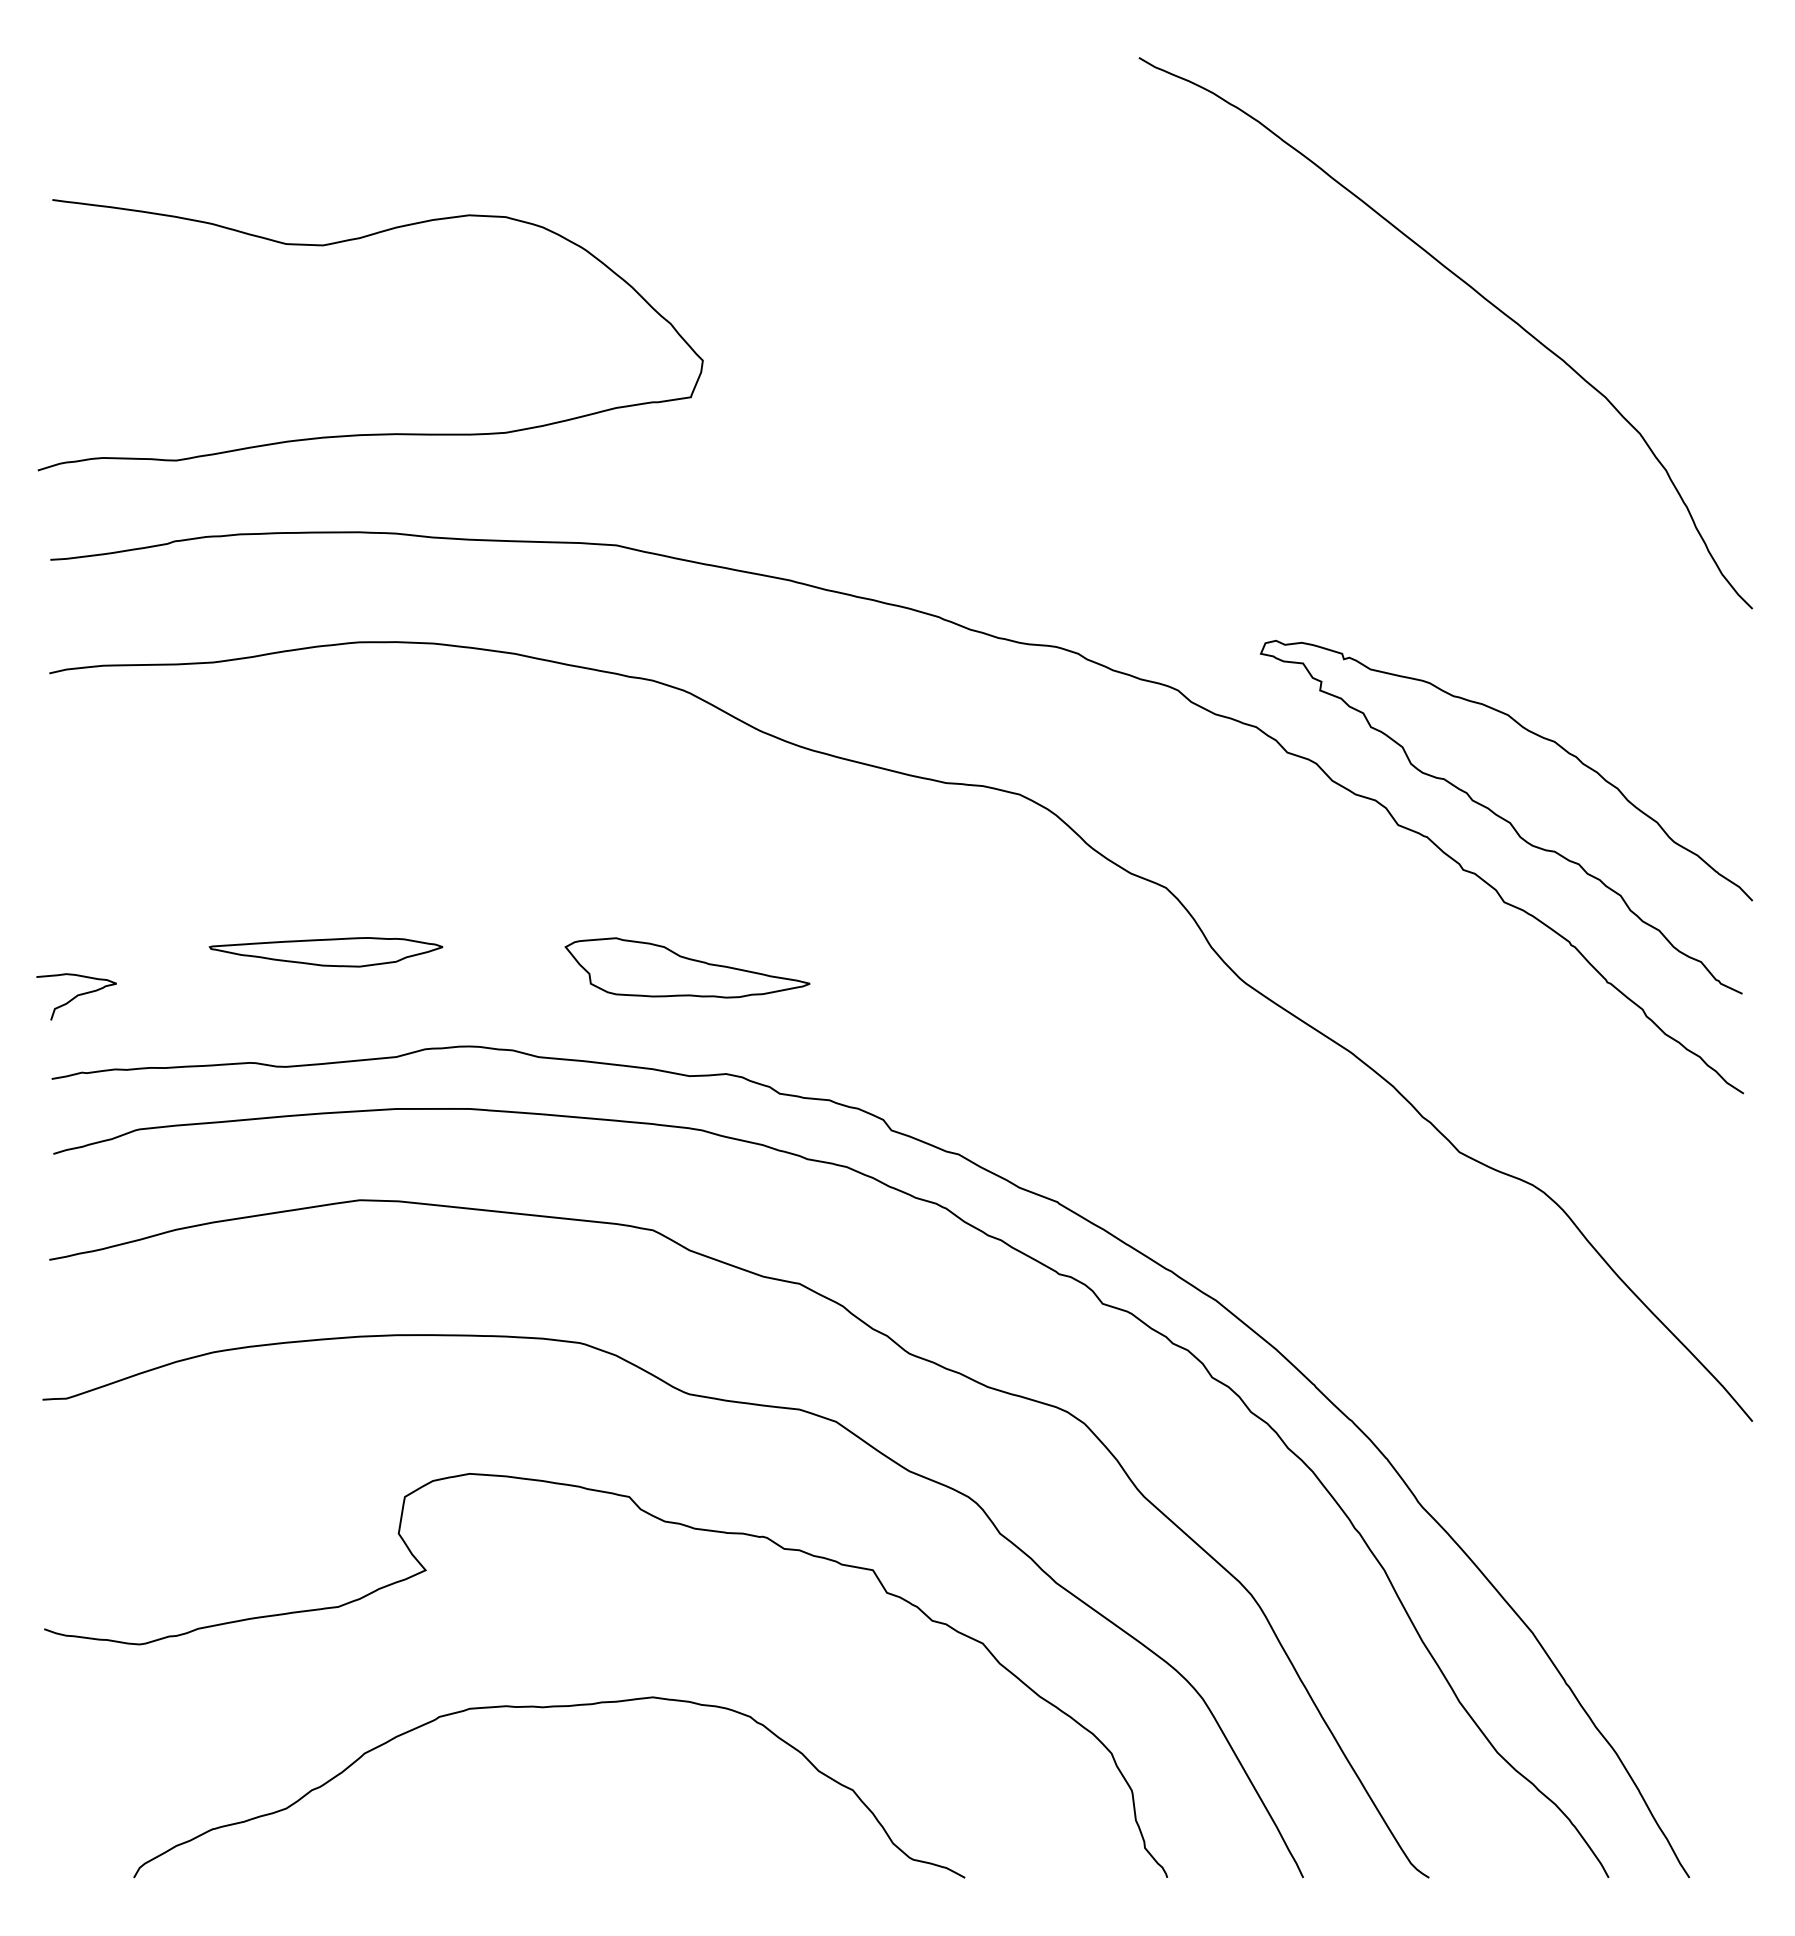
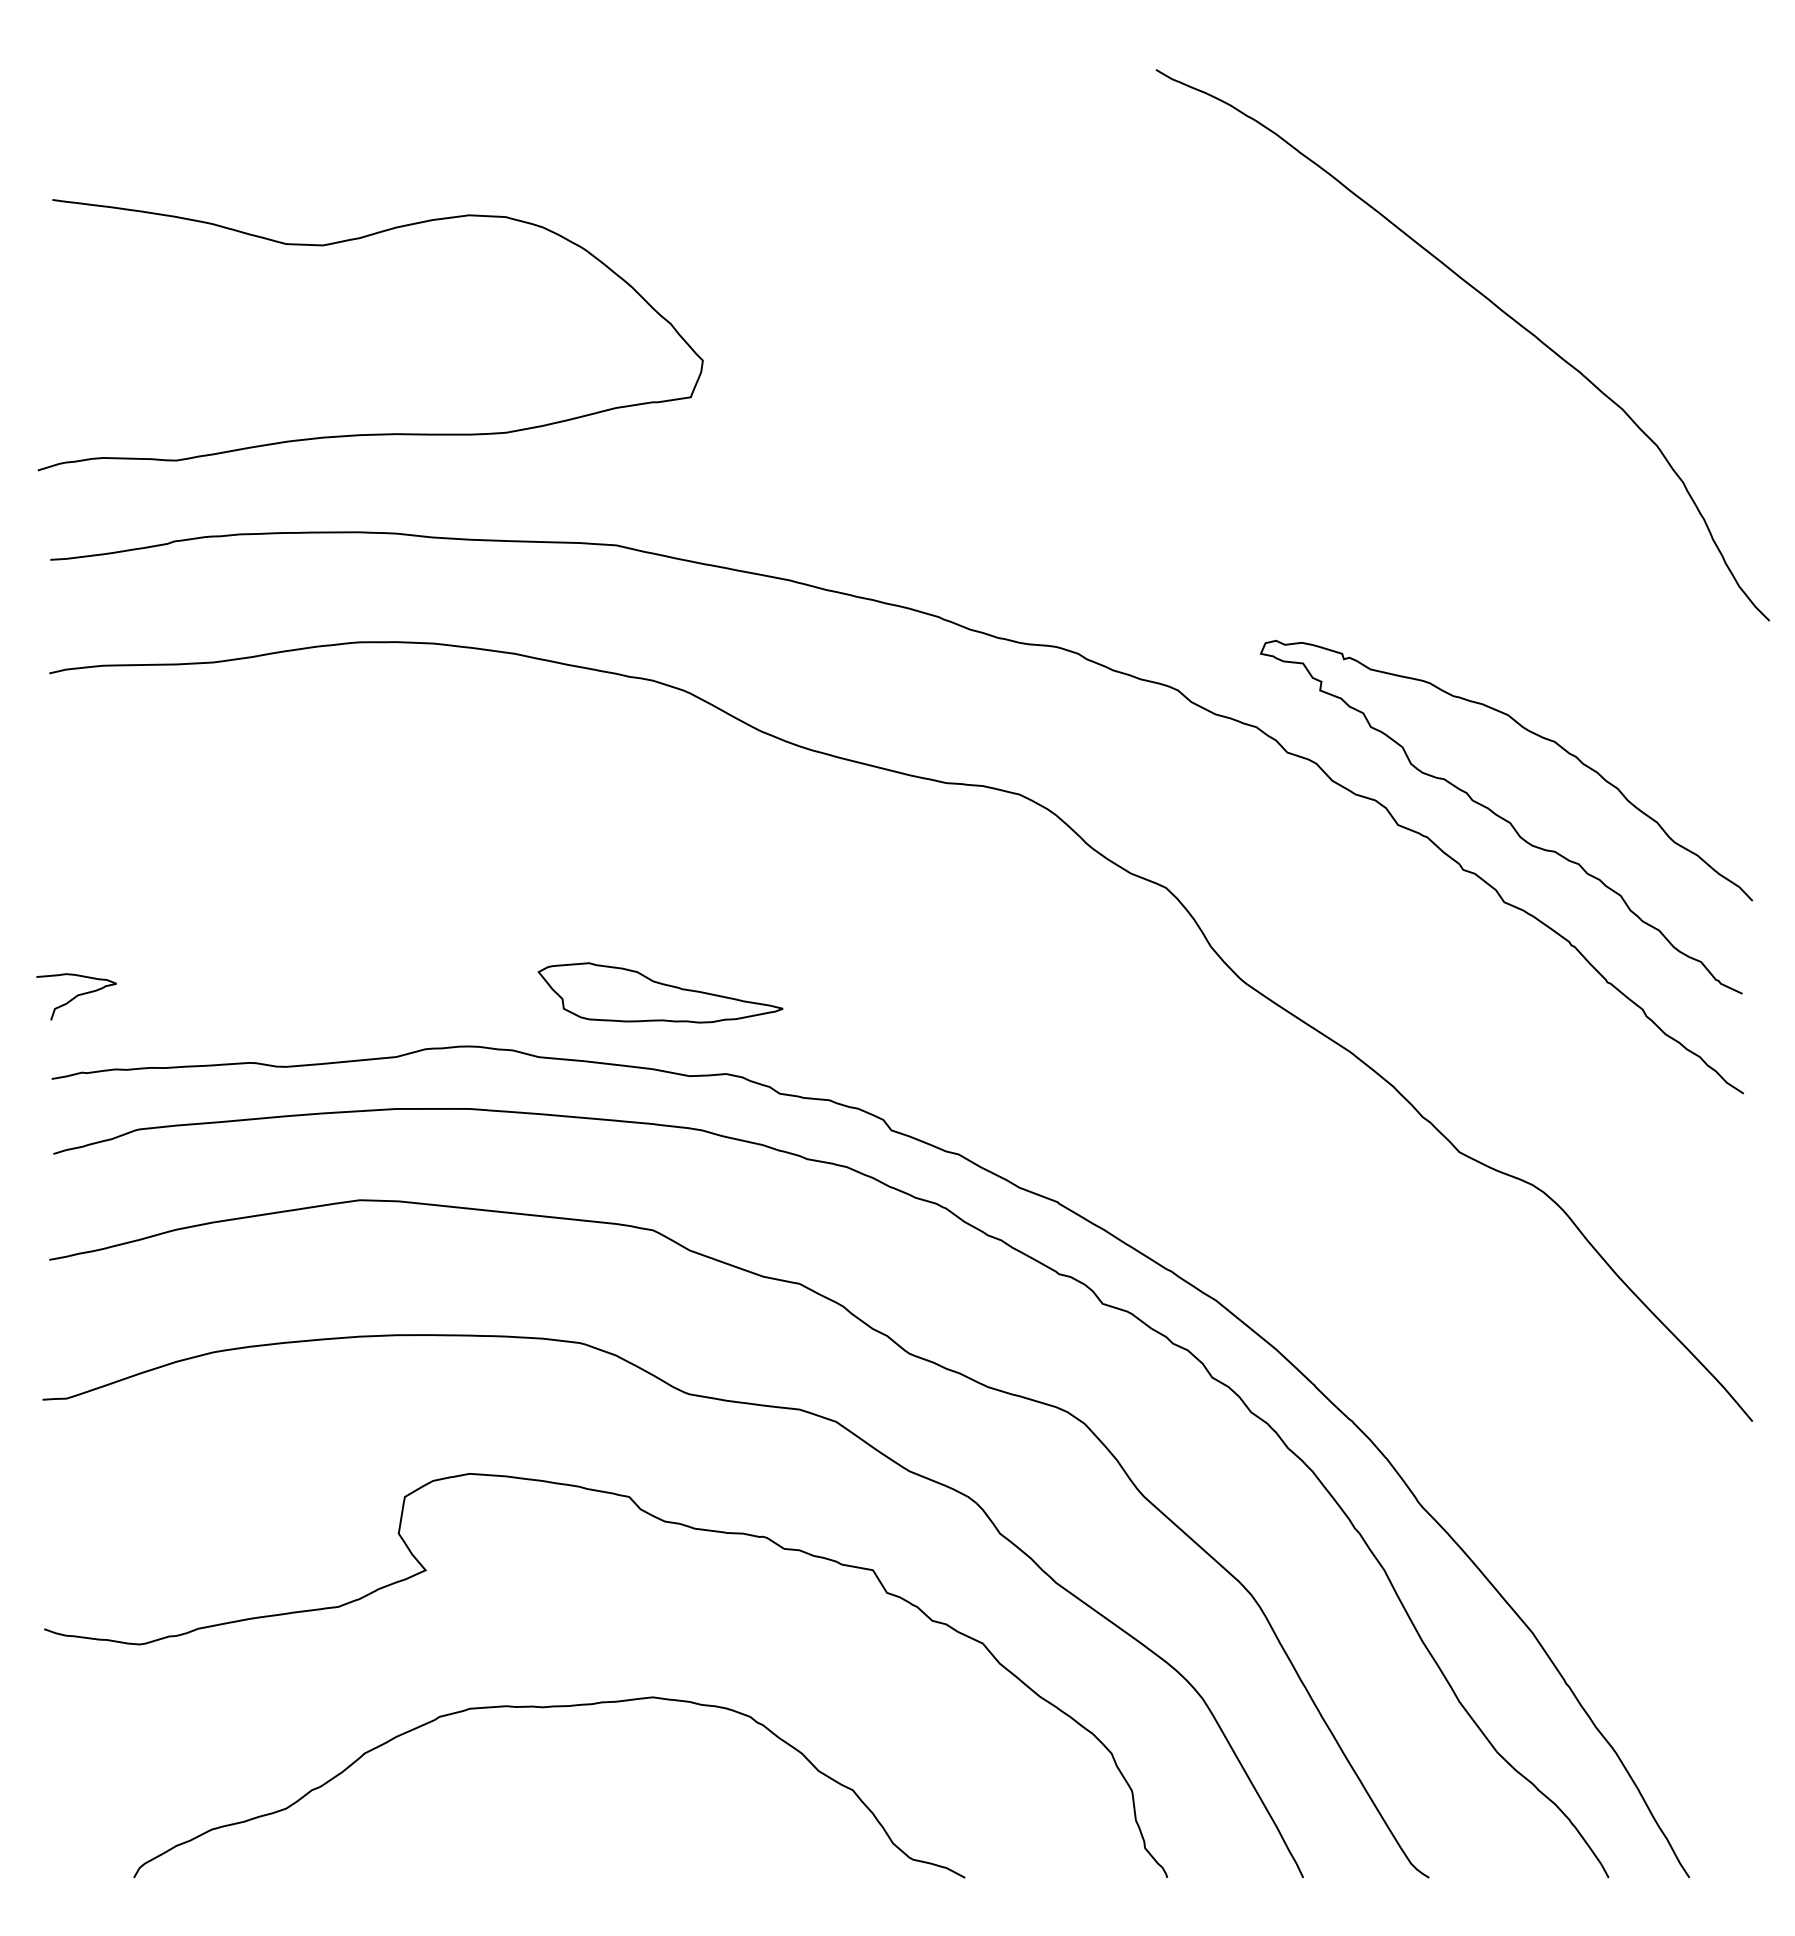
curve position: (1480, 296) -> (1497, 308) (1497, 308)
part: present -> none (325, 952)
part position: (687, 967) -> (660, 992) (660, 992)
